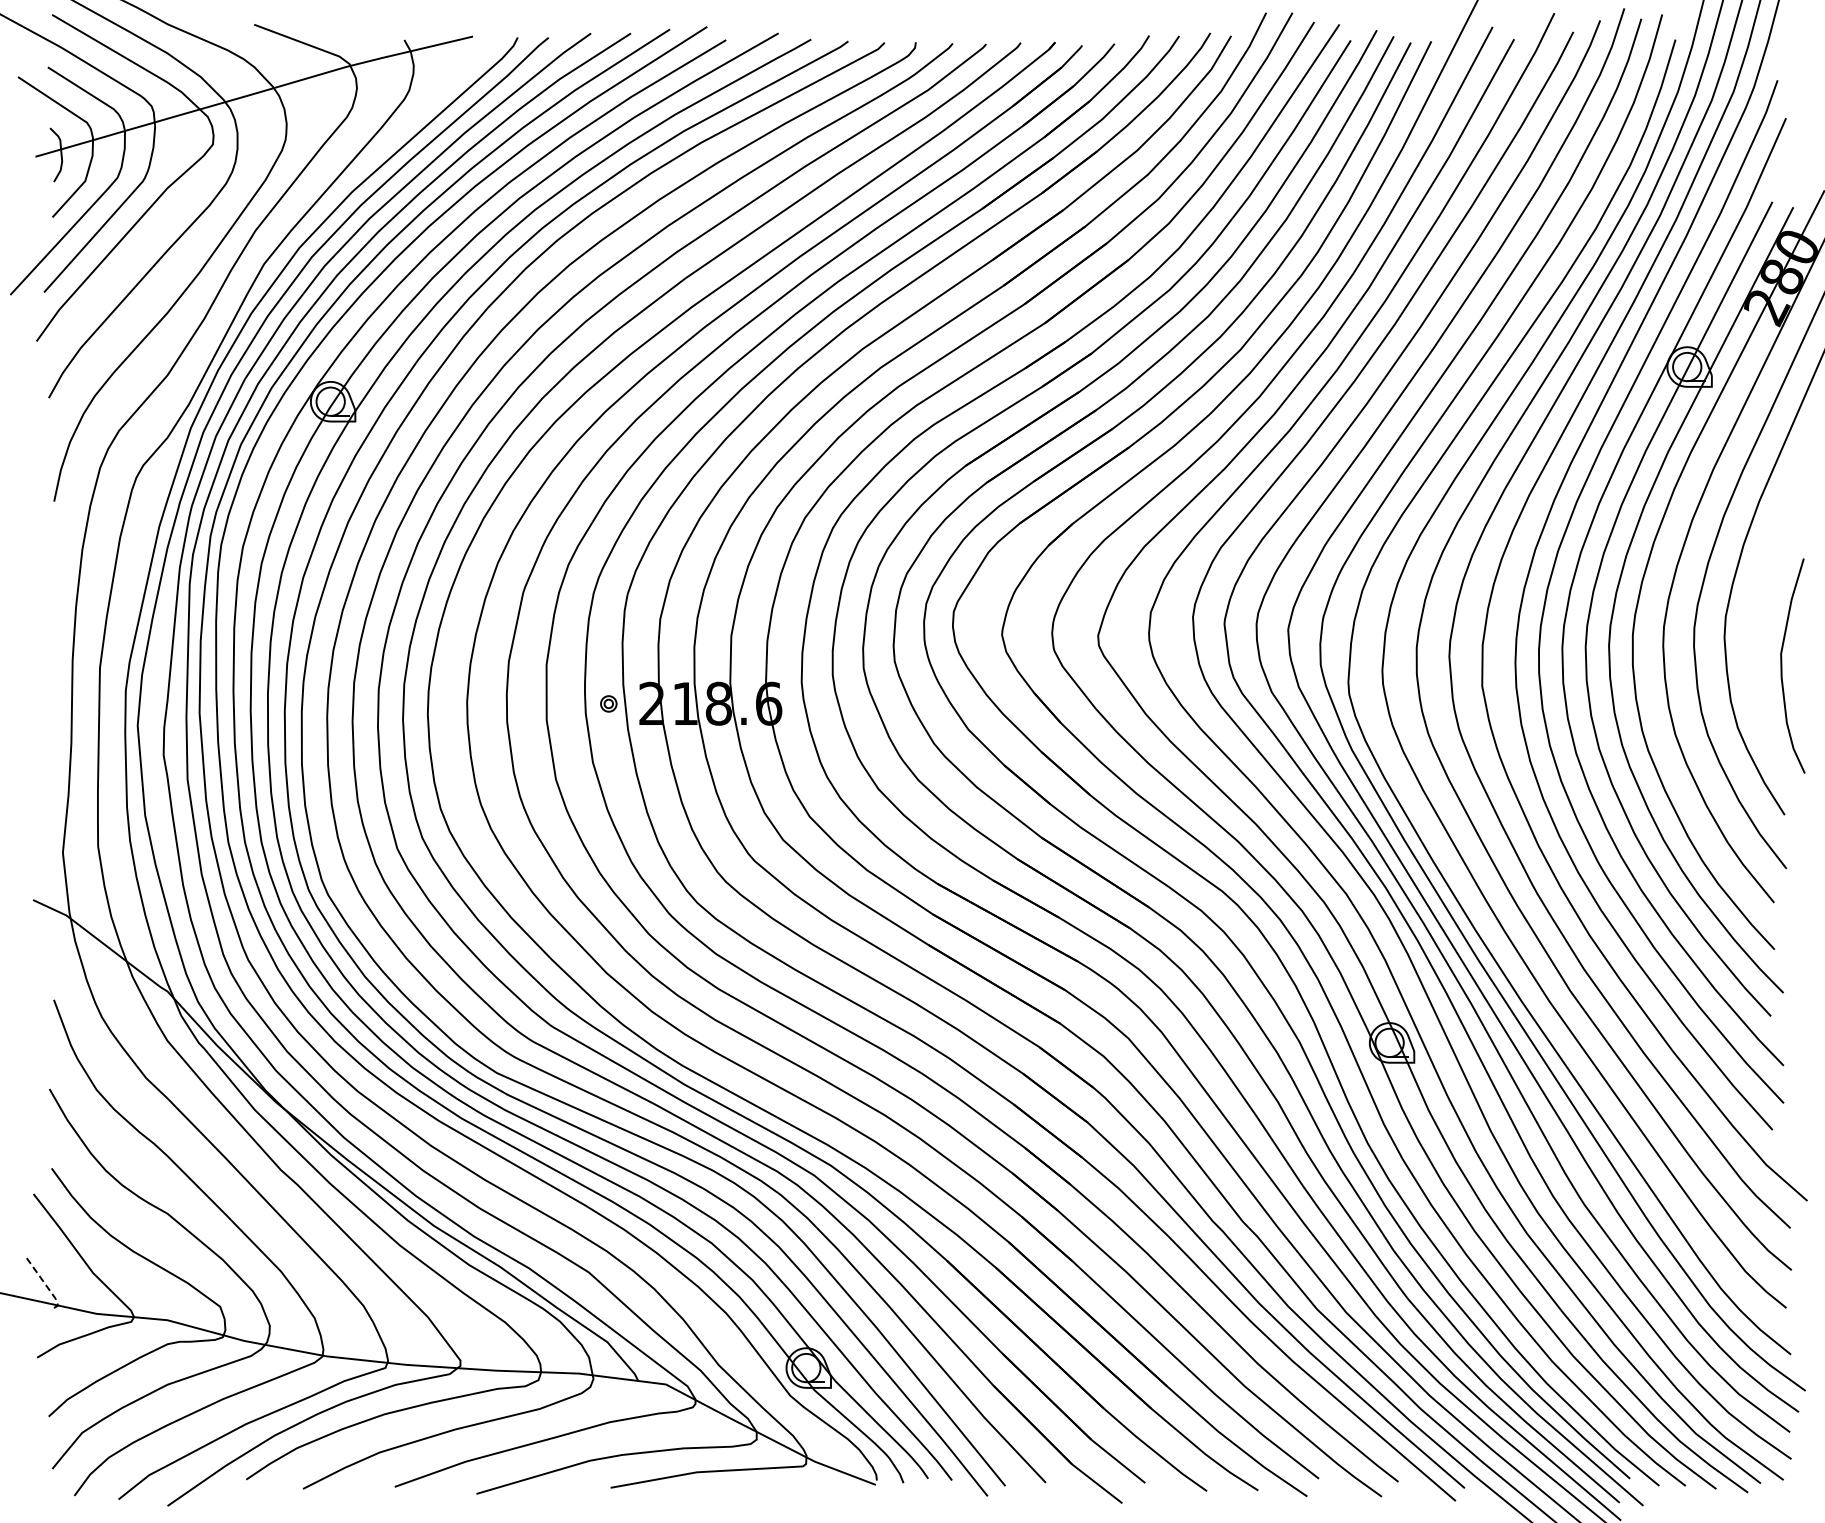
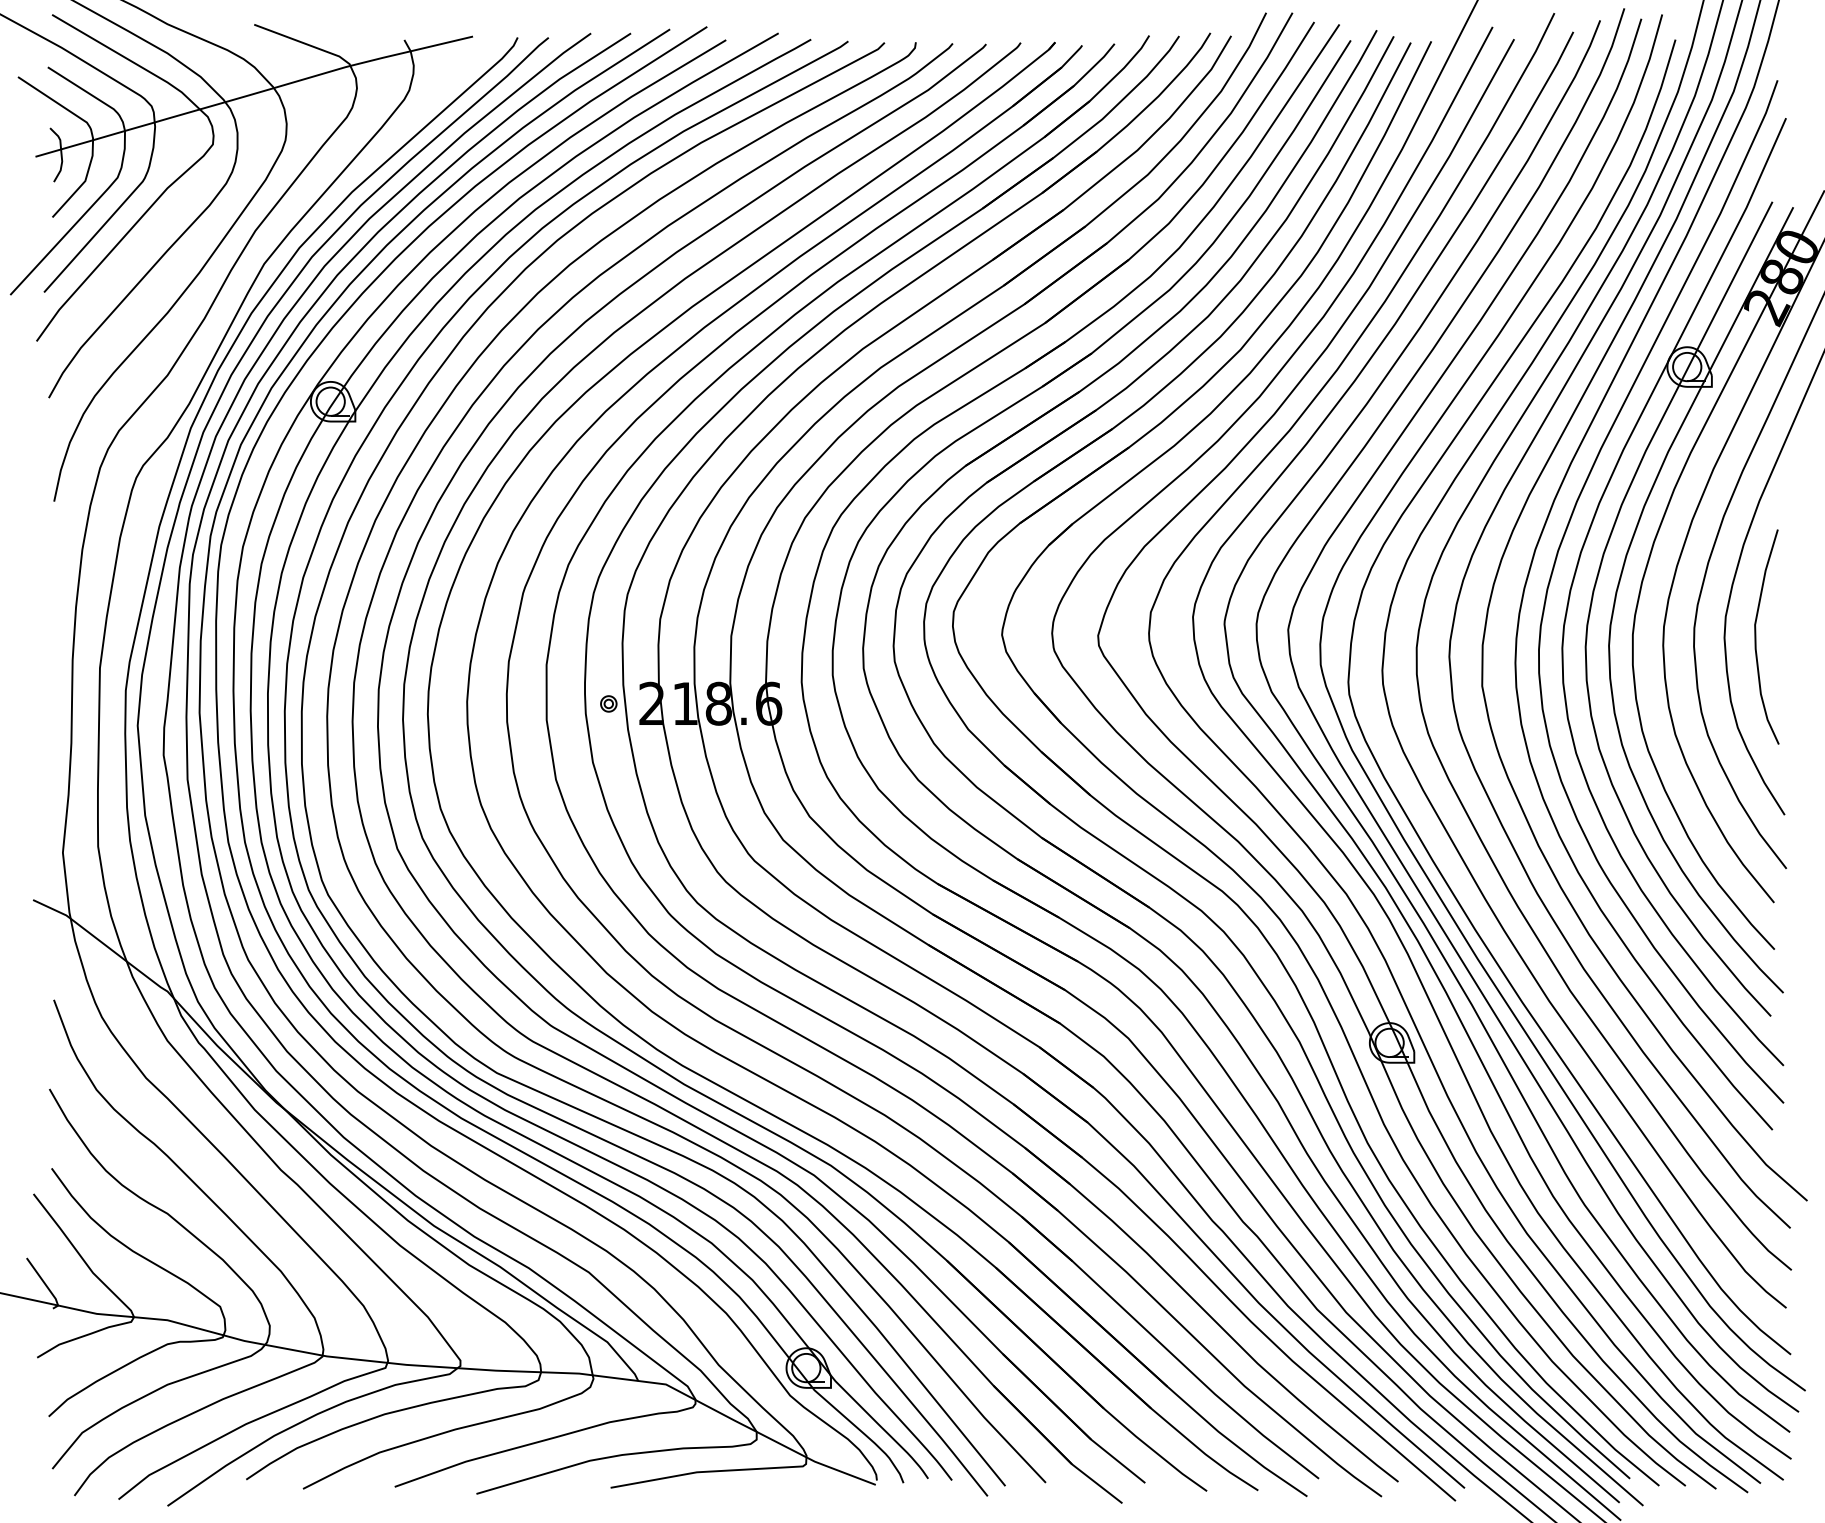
curve position: (1782, 665) -> (1756, 636) (1756, 636)
line: dashed -> solid (46, 1285)
